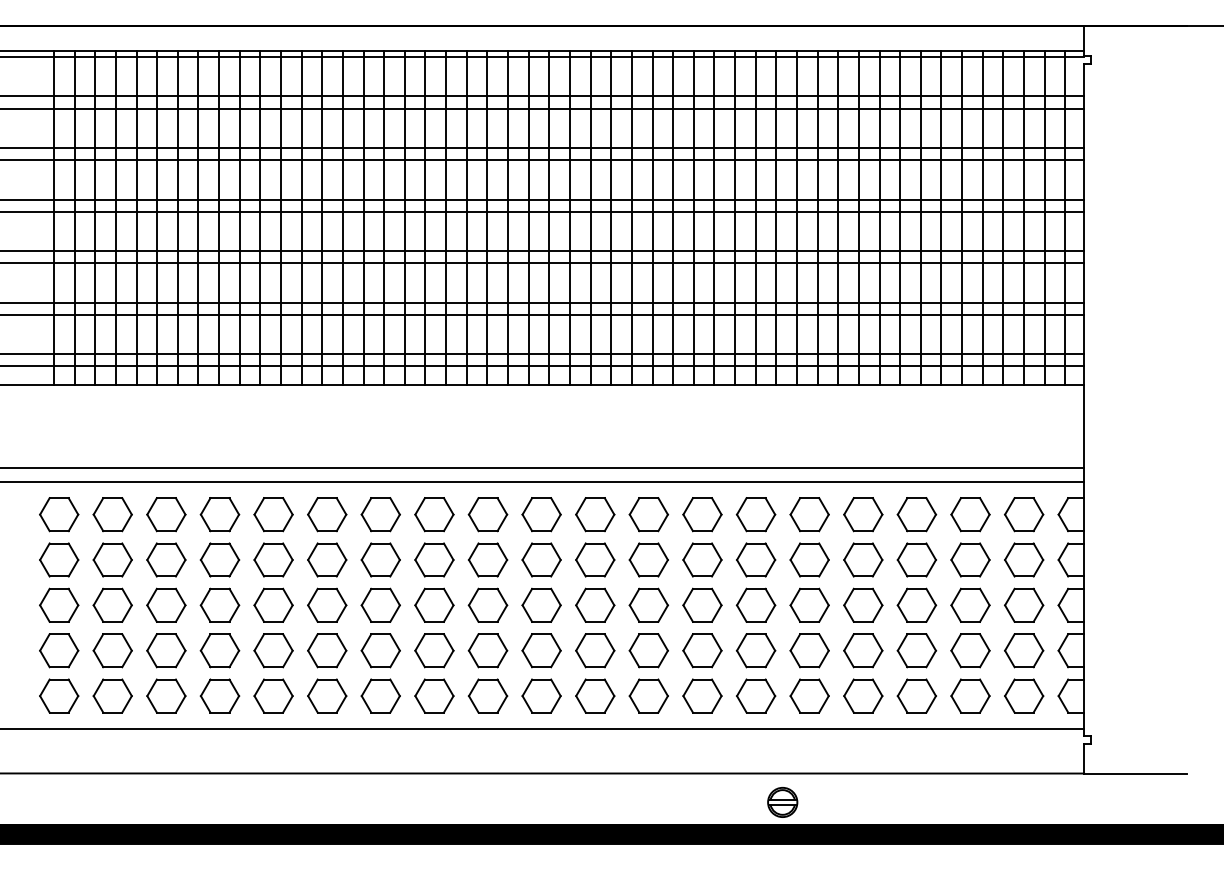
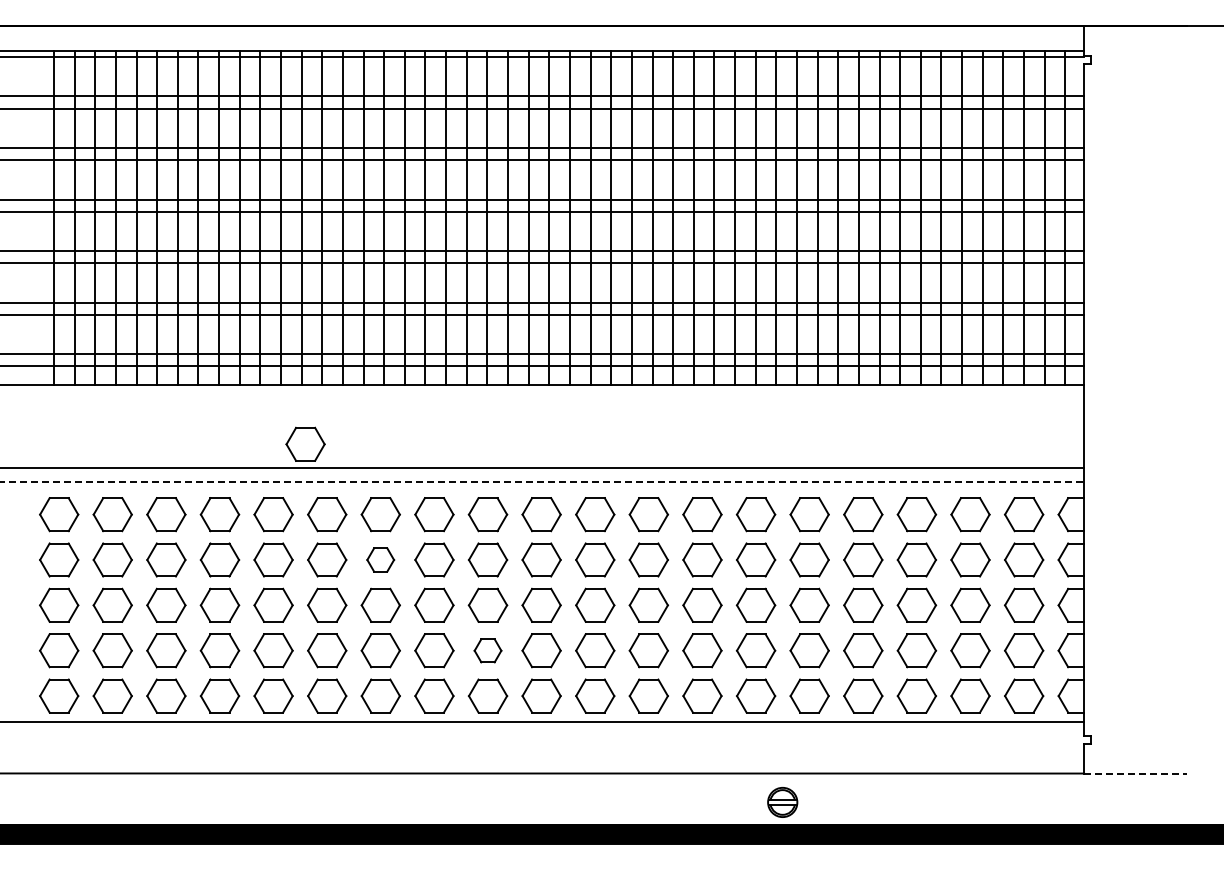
part: none -> present (305, 443)
line: solid -> dashed (542, 481)
part size: 41x36 px -> 30x26 px (380, 559)
part size: 42x36 px -> 30x26 px (487, 650)
line position: (543, 729) -> (543, 722) (543, 722)
line: solid -> dashed (1135, 773)
